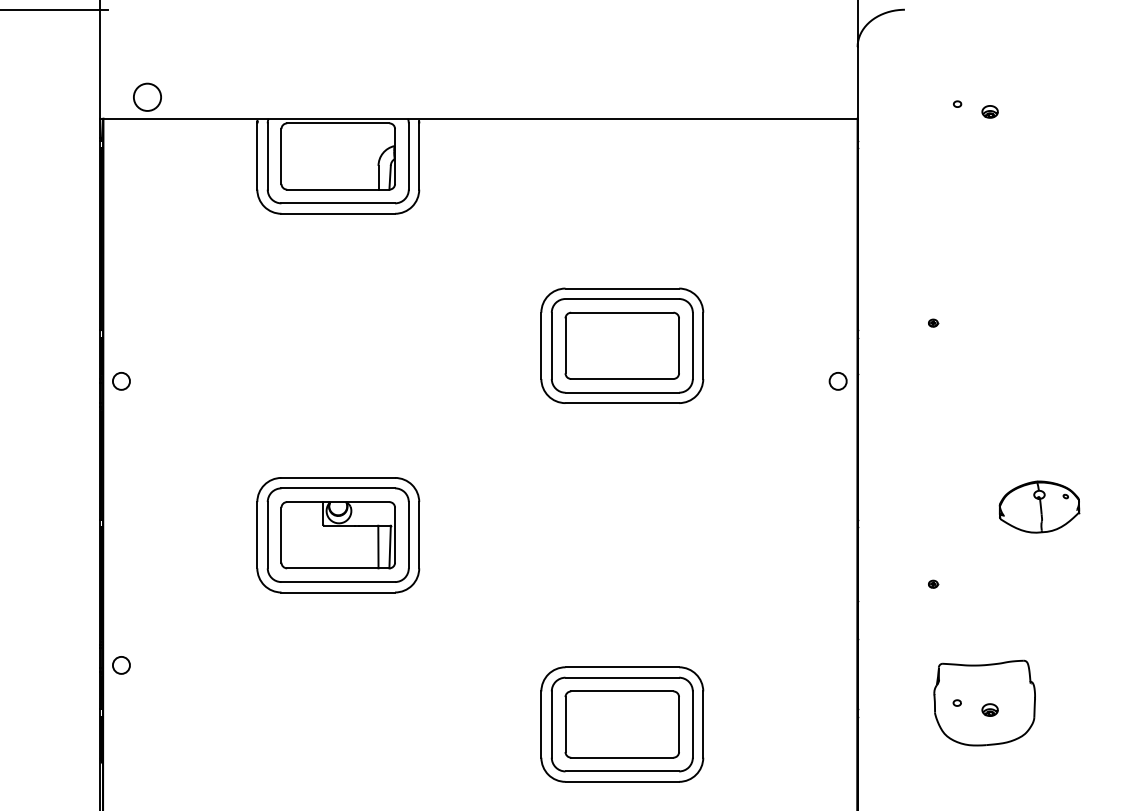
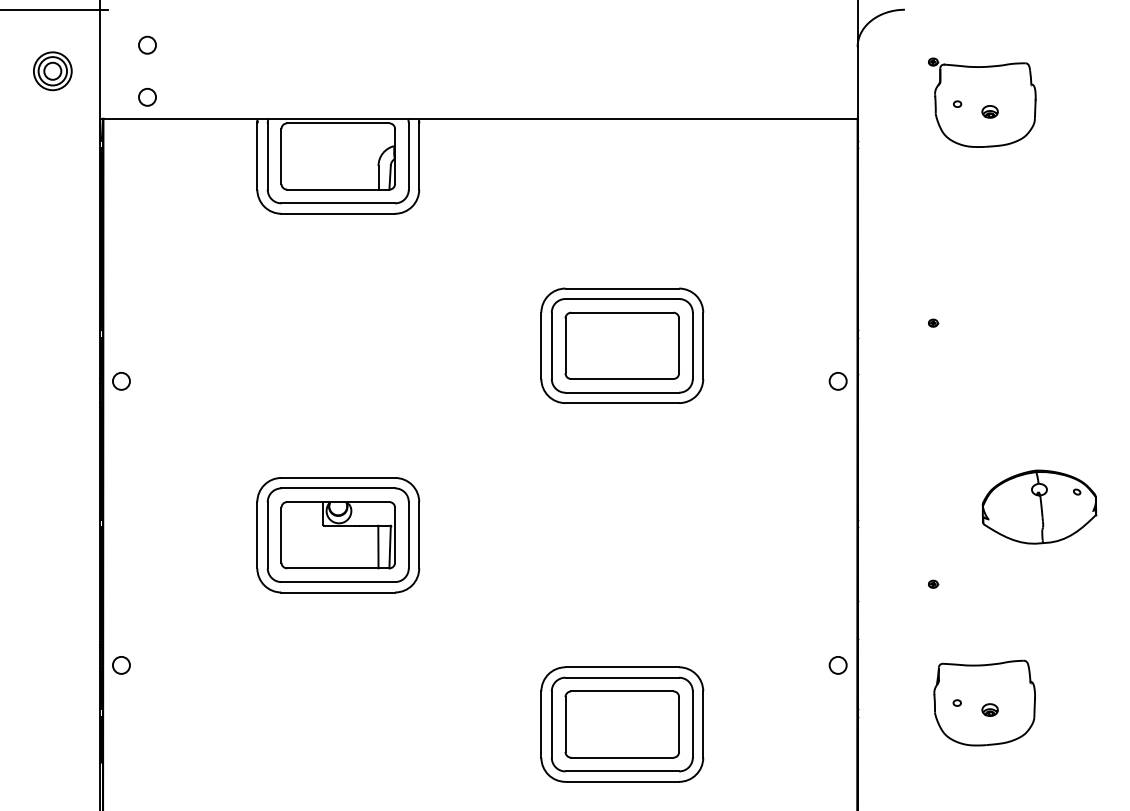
circle: none -> present (147, 44)
part: none -> present (52, 71)
circle diameter: 27 px -> 17 px (147, 96)
part: none -> present (982, 102)
part size: 83x54 px -> 117x76 px (1039, 506)
circle: none -> present (837, 665)
